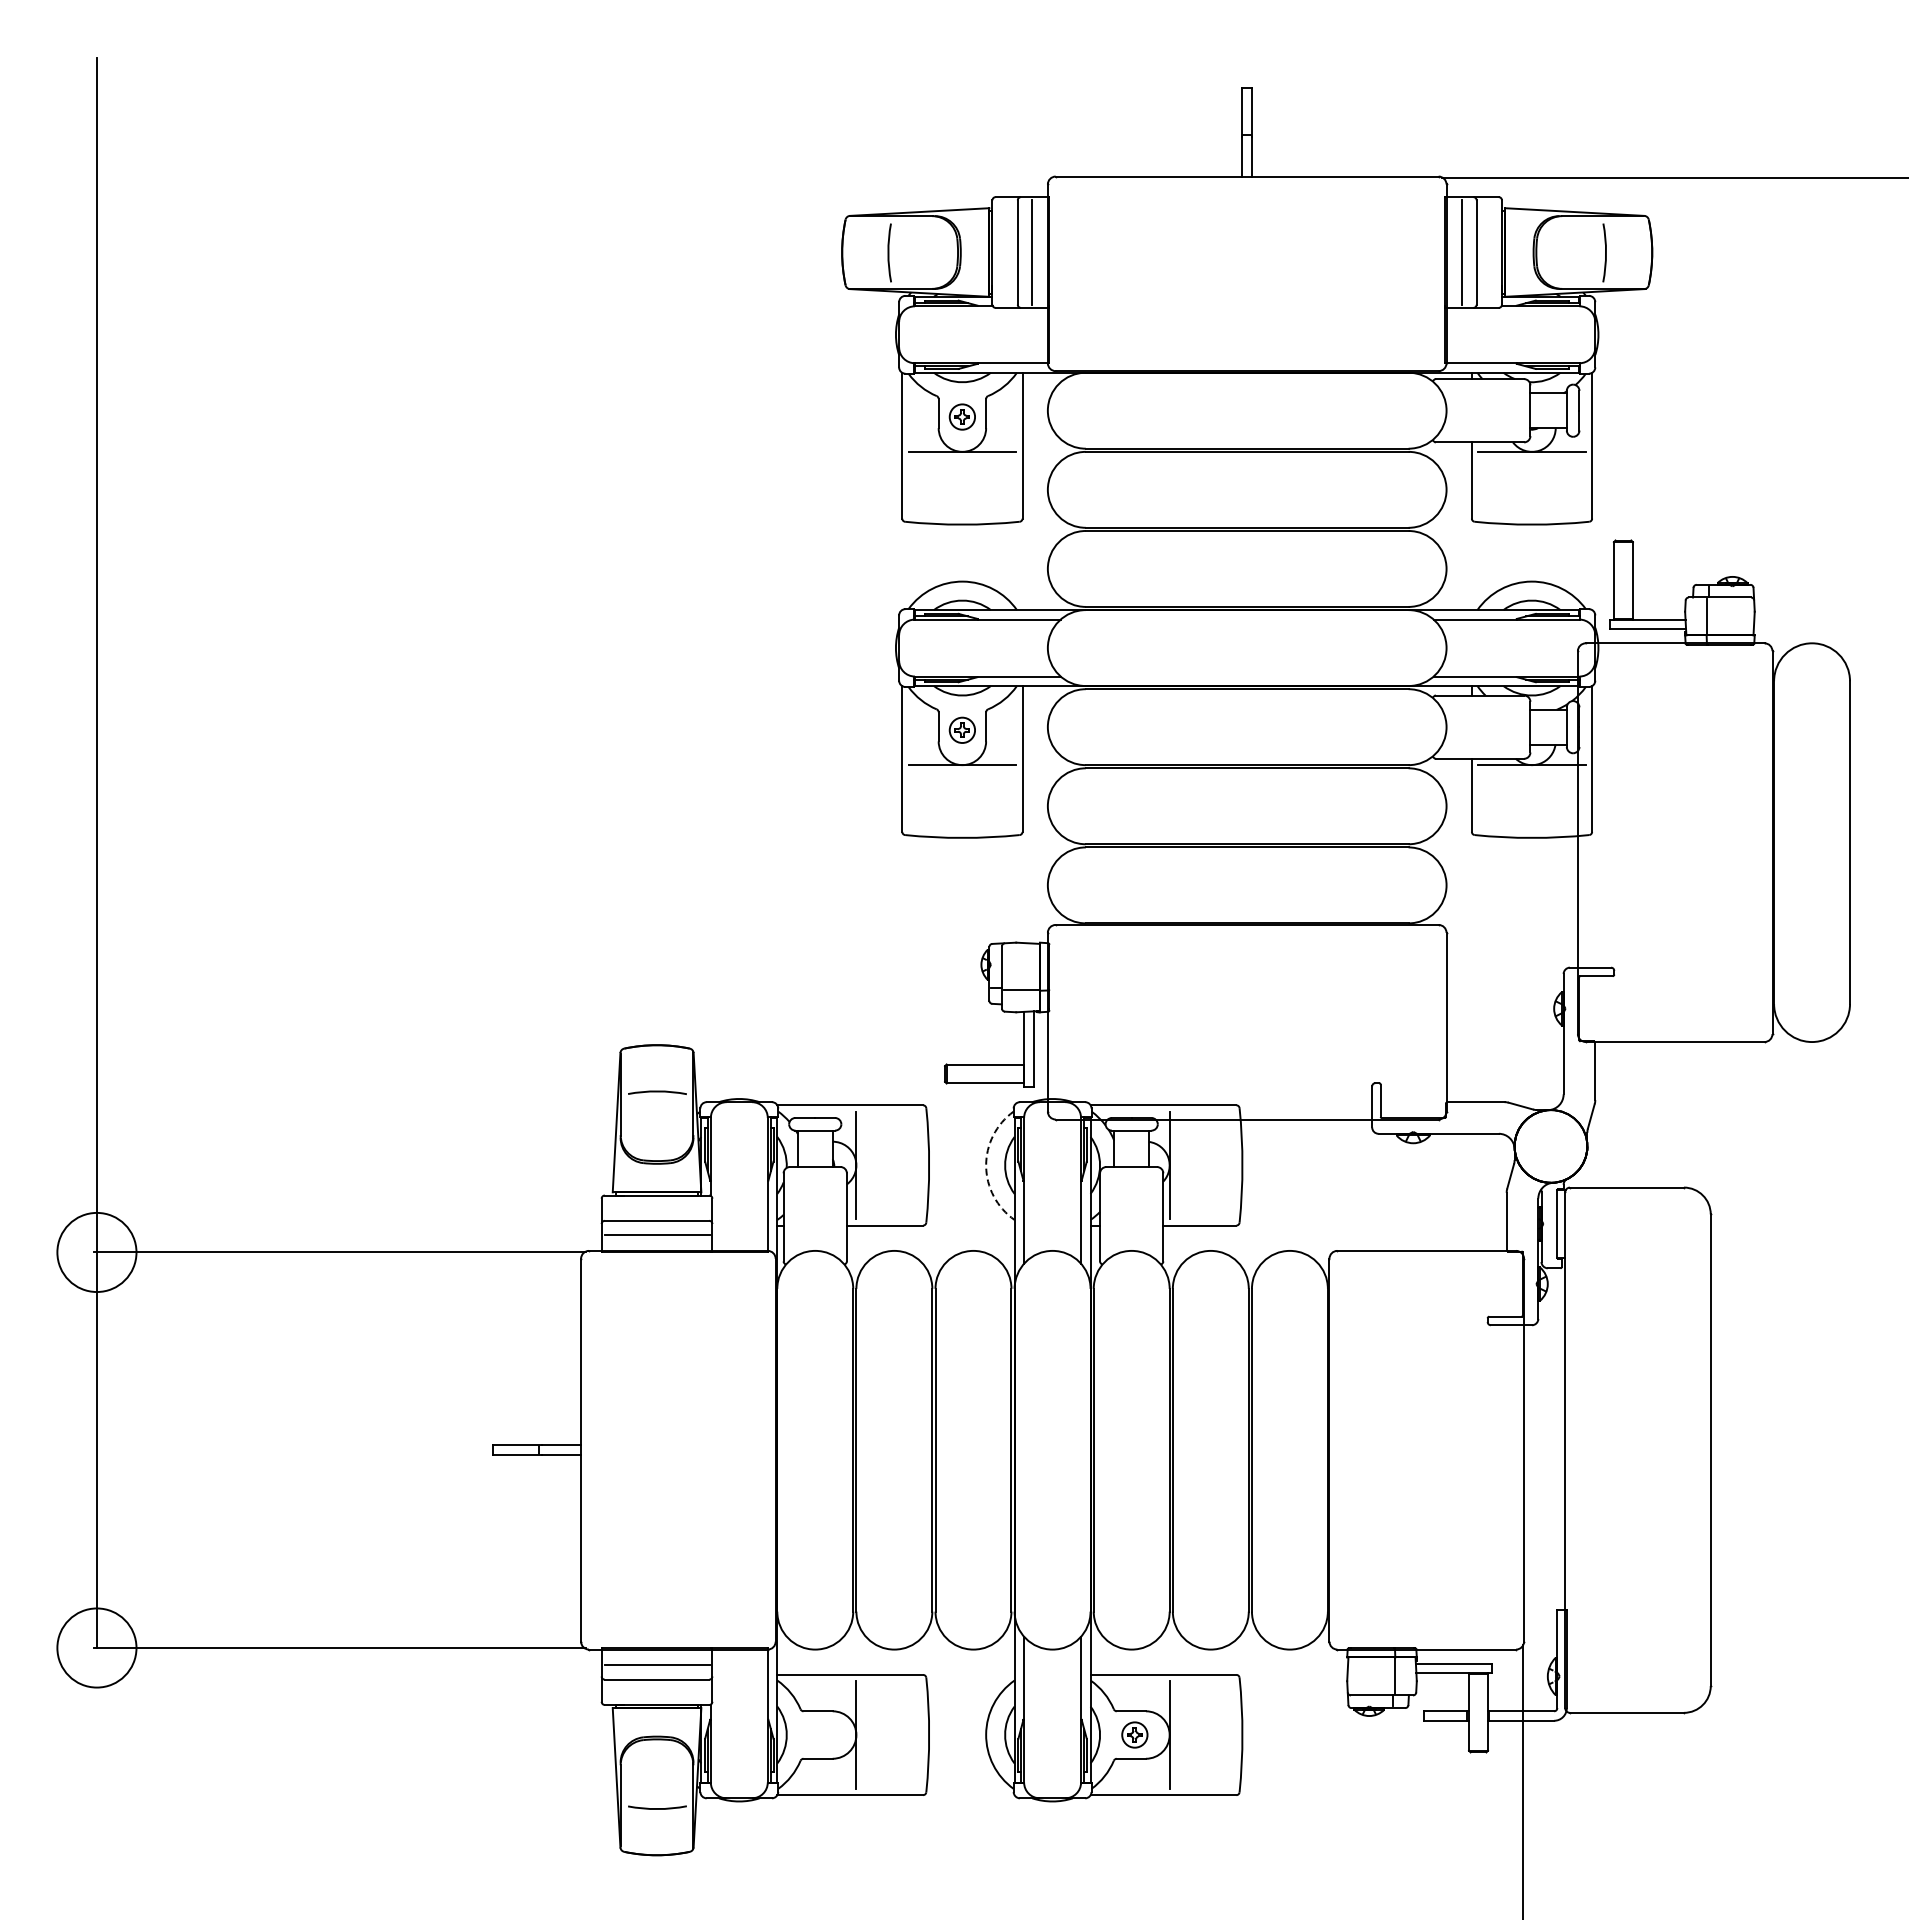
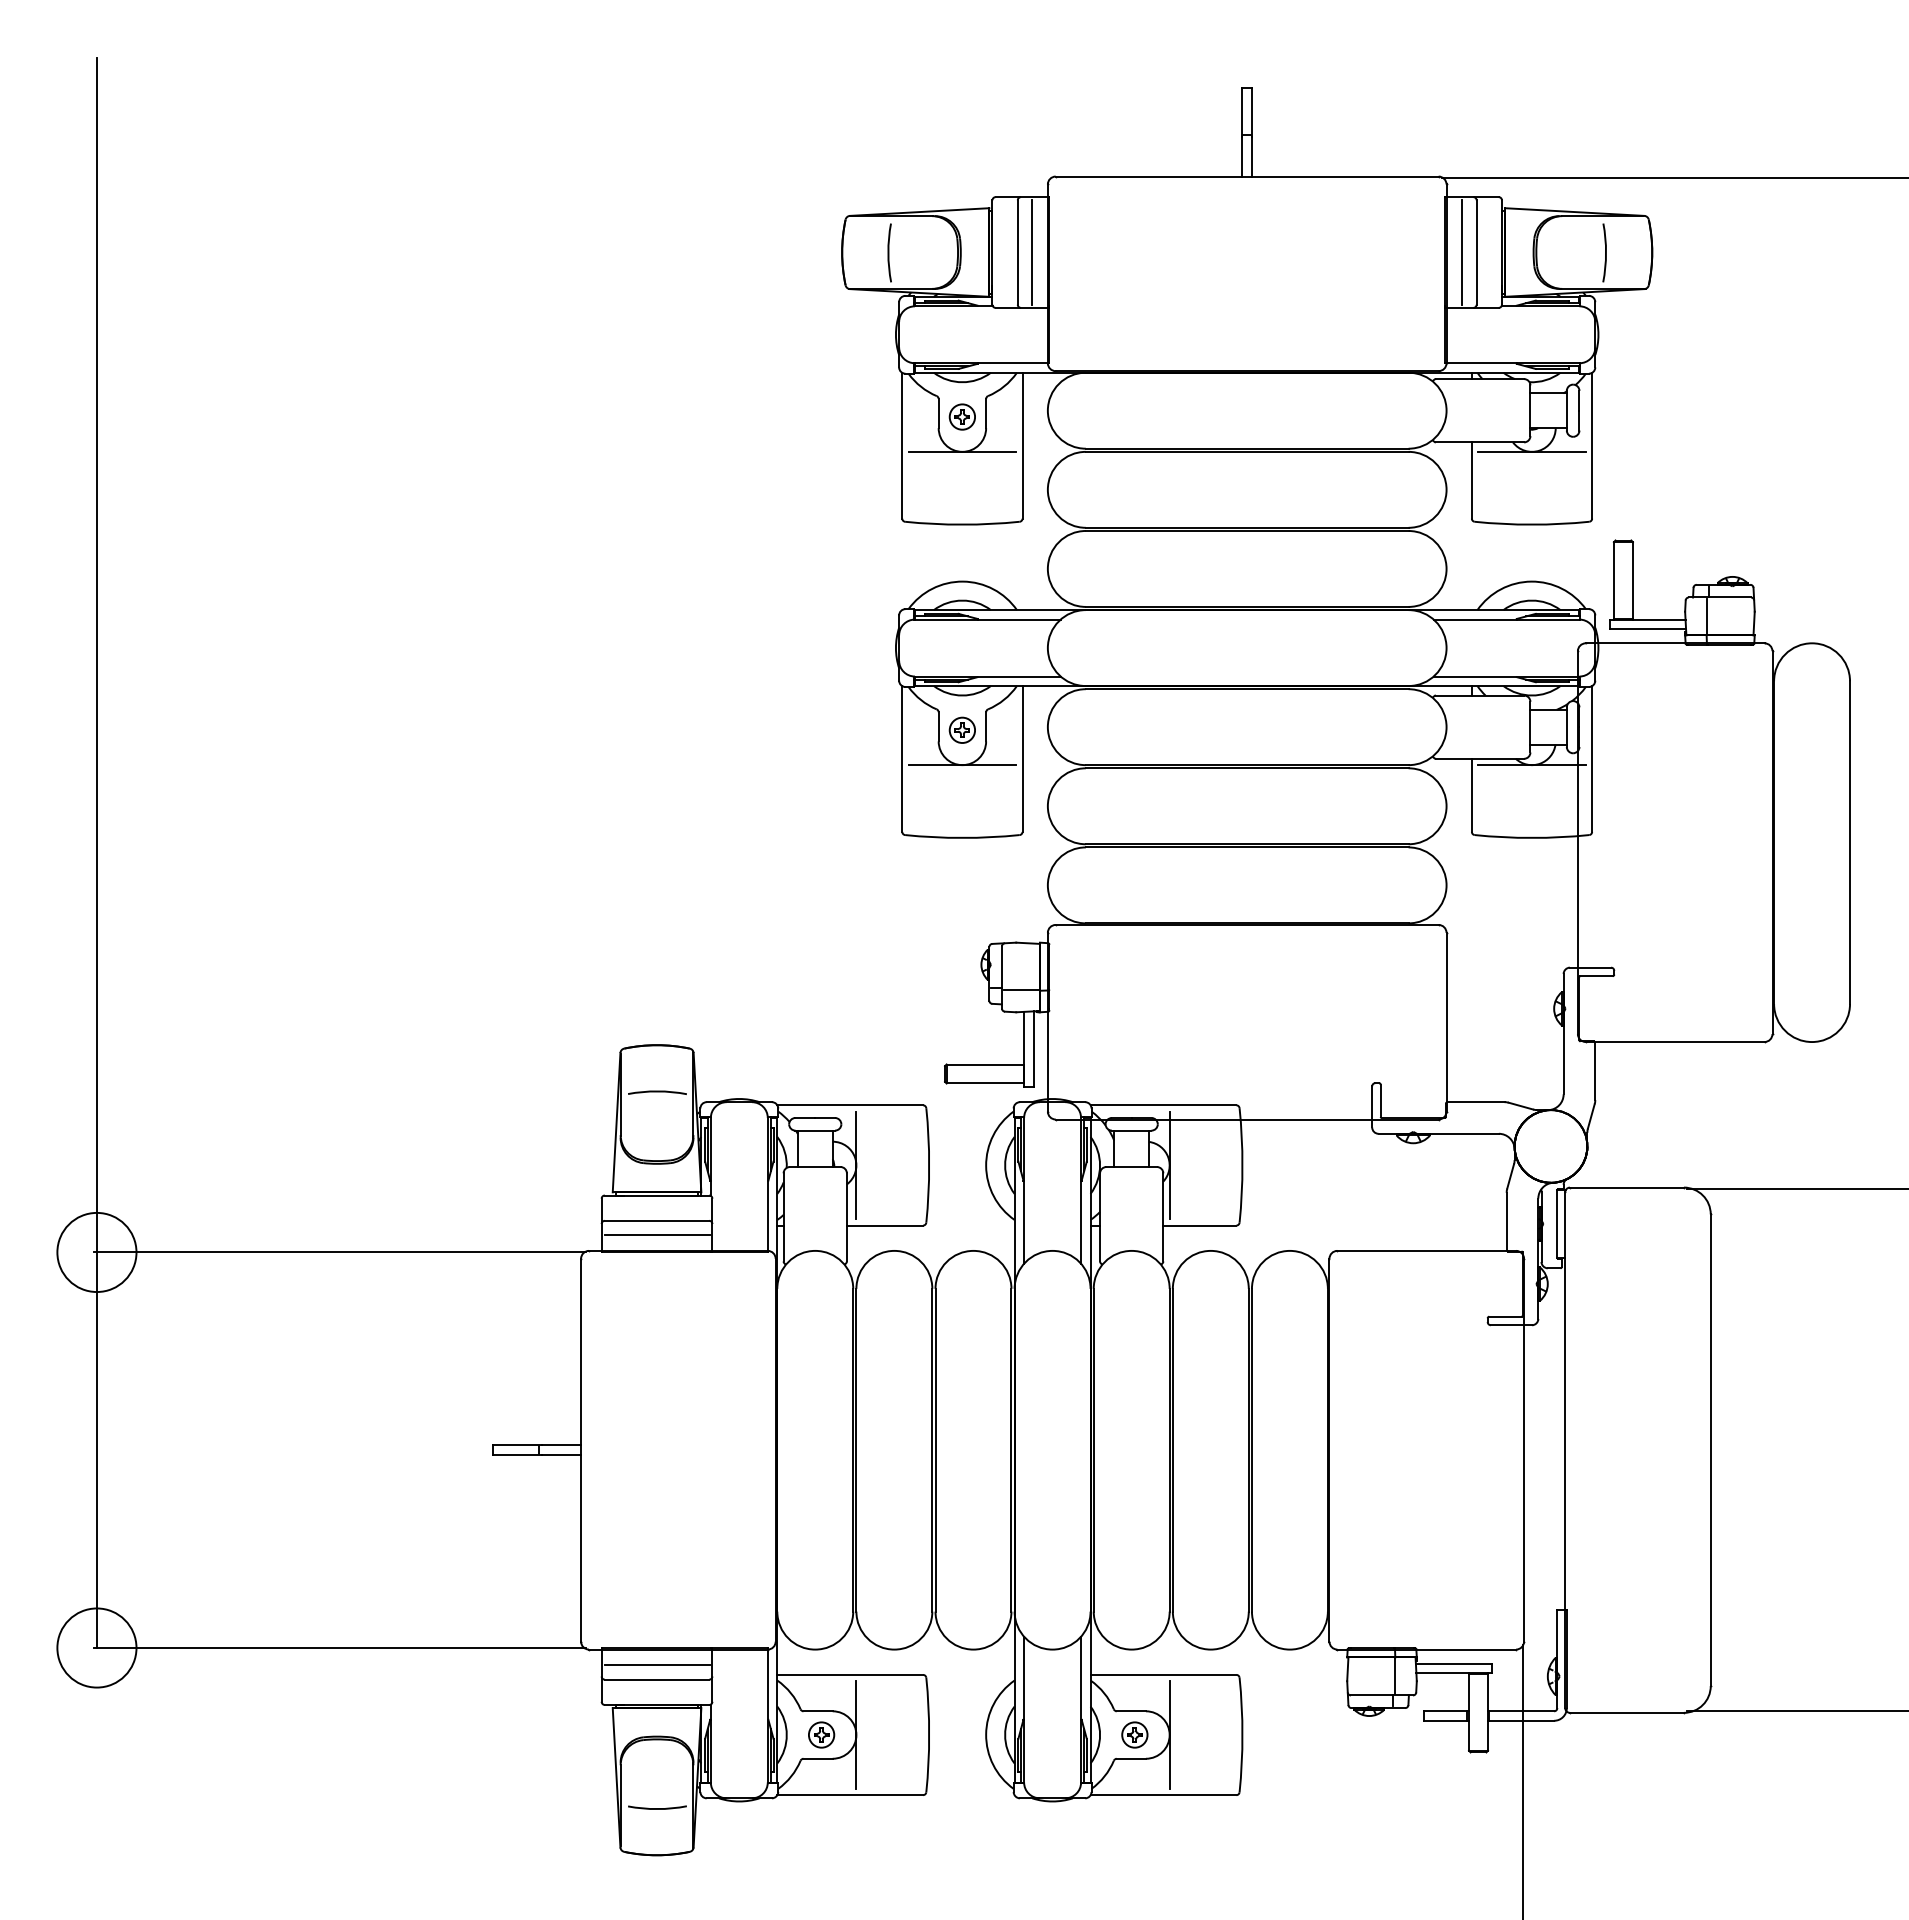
arc: dashed -> solid (986, 1166)
line: none -> present (1796, 1189)
line: none -> present (1796, 1711)
part: none -> present (821, 1734)
